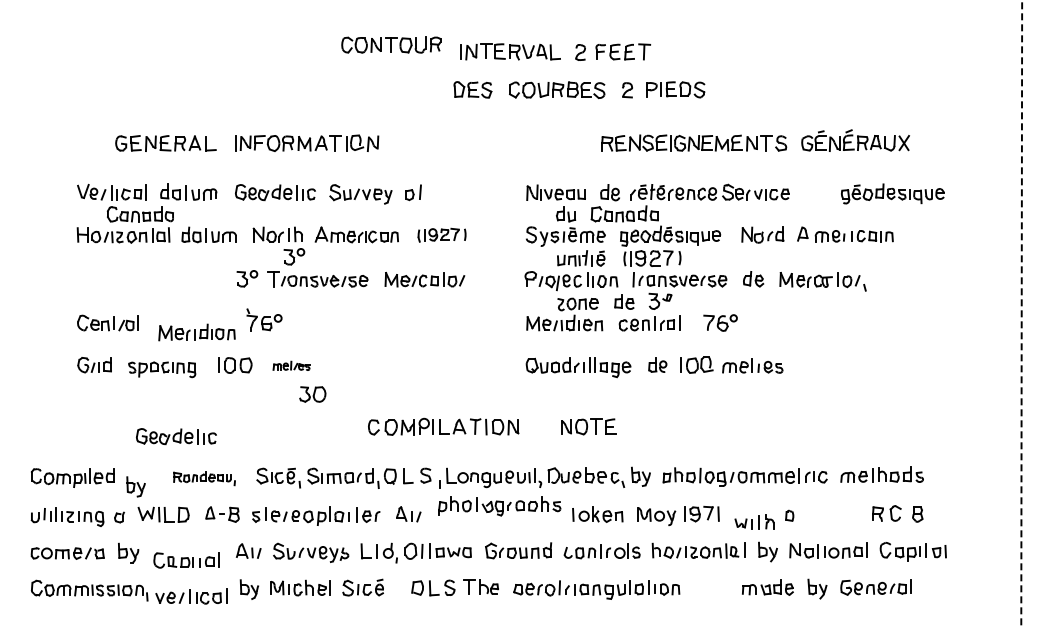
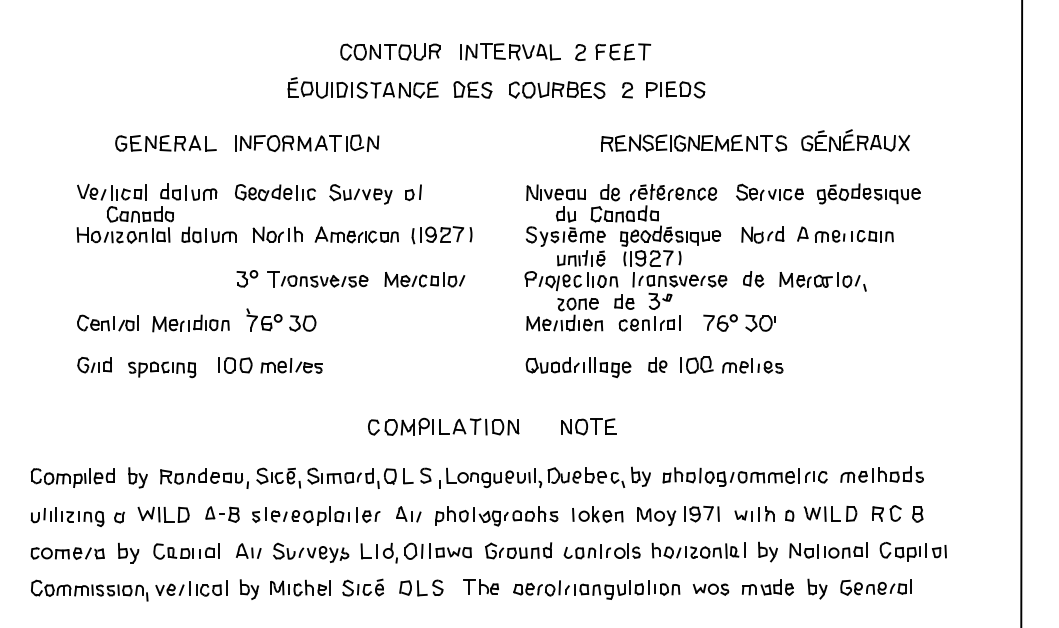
part position: (391, 44) -> (390, 51) (390, 51)
part: none -> present (362, 87)
part position: (755, 191) -> (769, 191) (769, 191)
part position: (892, 193) -> (868, 193) (868, 193)
part size: 50x16 px -> 62x19 px (441, 235)
part: present -> none (294, 256)
line: dashed -> solid (1021, 314)
part: none -> present (760, 322)
part position: (196, 332) -> (190, 323) (190, 323)
part size: 39x11 px -> 63x16 px (291, 365)
part position: (312, 394) -> (302, 323) (302, 323)
part: present -> none (176, 436)
part size: 63x16 px -> 89x21 px (204, 478)
part position: (135, 486) -> (137, 477) (137, 477)
part position: (499, 506) -> (496, 516) (496, 516)
part: none -> present (830, 513)
part position: (754, 521) -> (754, 513) (754, 513)
part position: (186, 560) -> (186, 551) (186, 551)
part position: (433, 587) -> (421, 587) (421, 587)
part: none -> present (710, 589)
part position: (191, 596) -> (191, 588) (191, 588)
